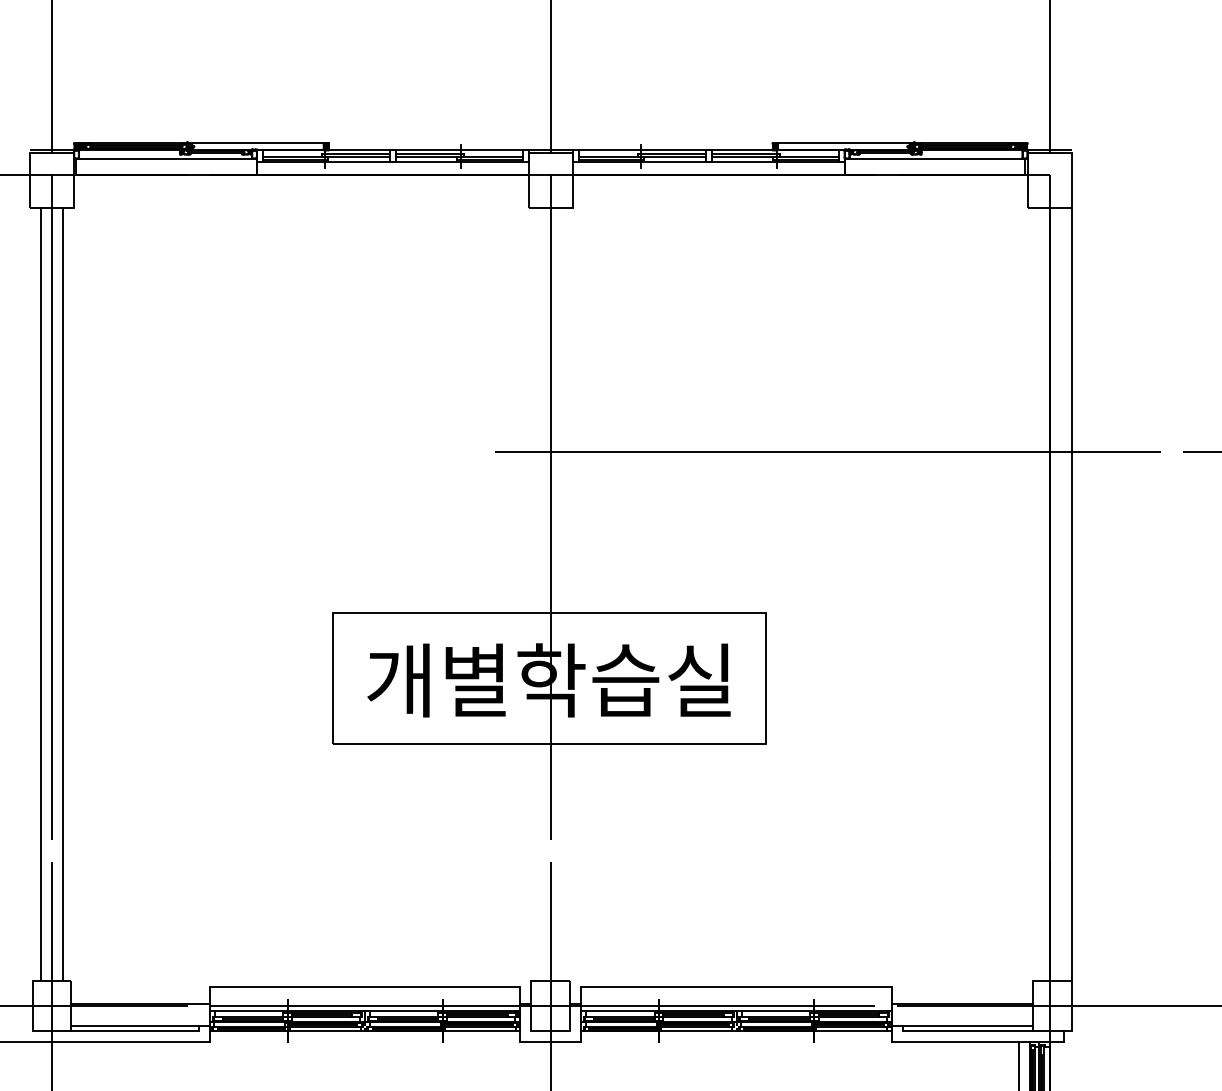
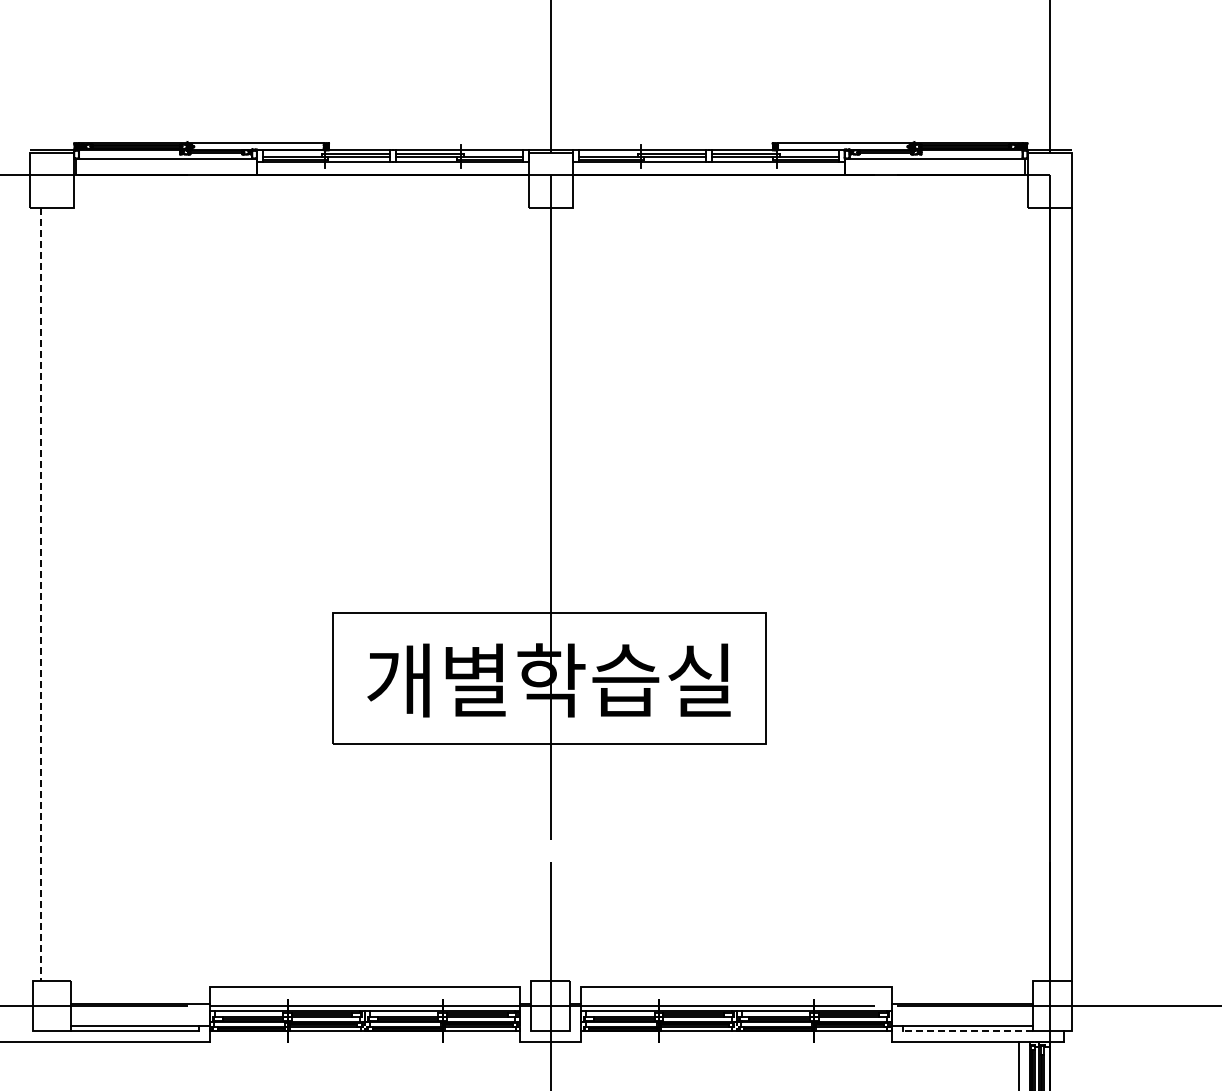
line: present -> none (856, 452)
line: present -> none (51, 544)
line: solid -> dashed (40, 594)
line: present -> none (62, 594)
line: solid -> dashed (967, 1031)
